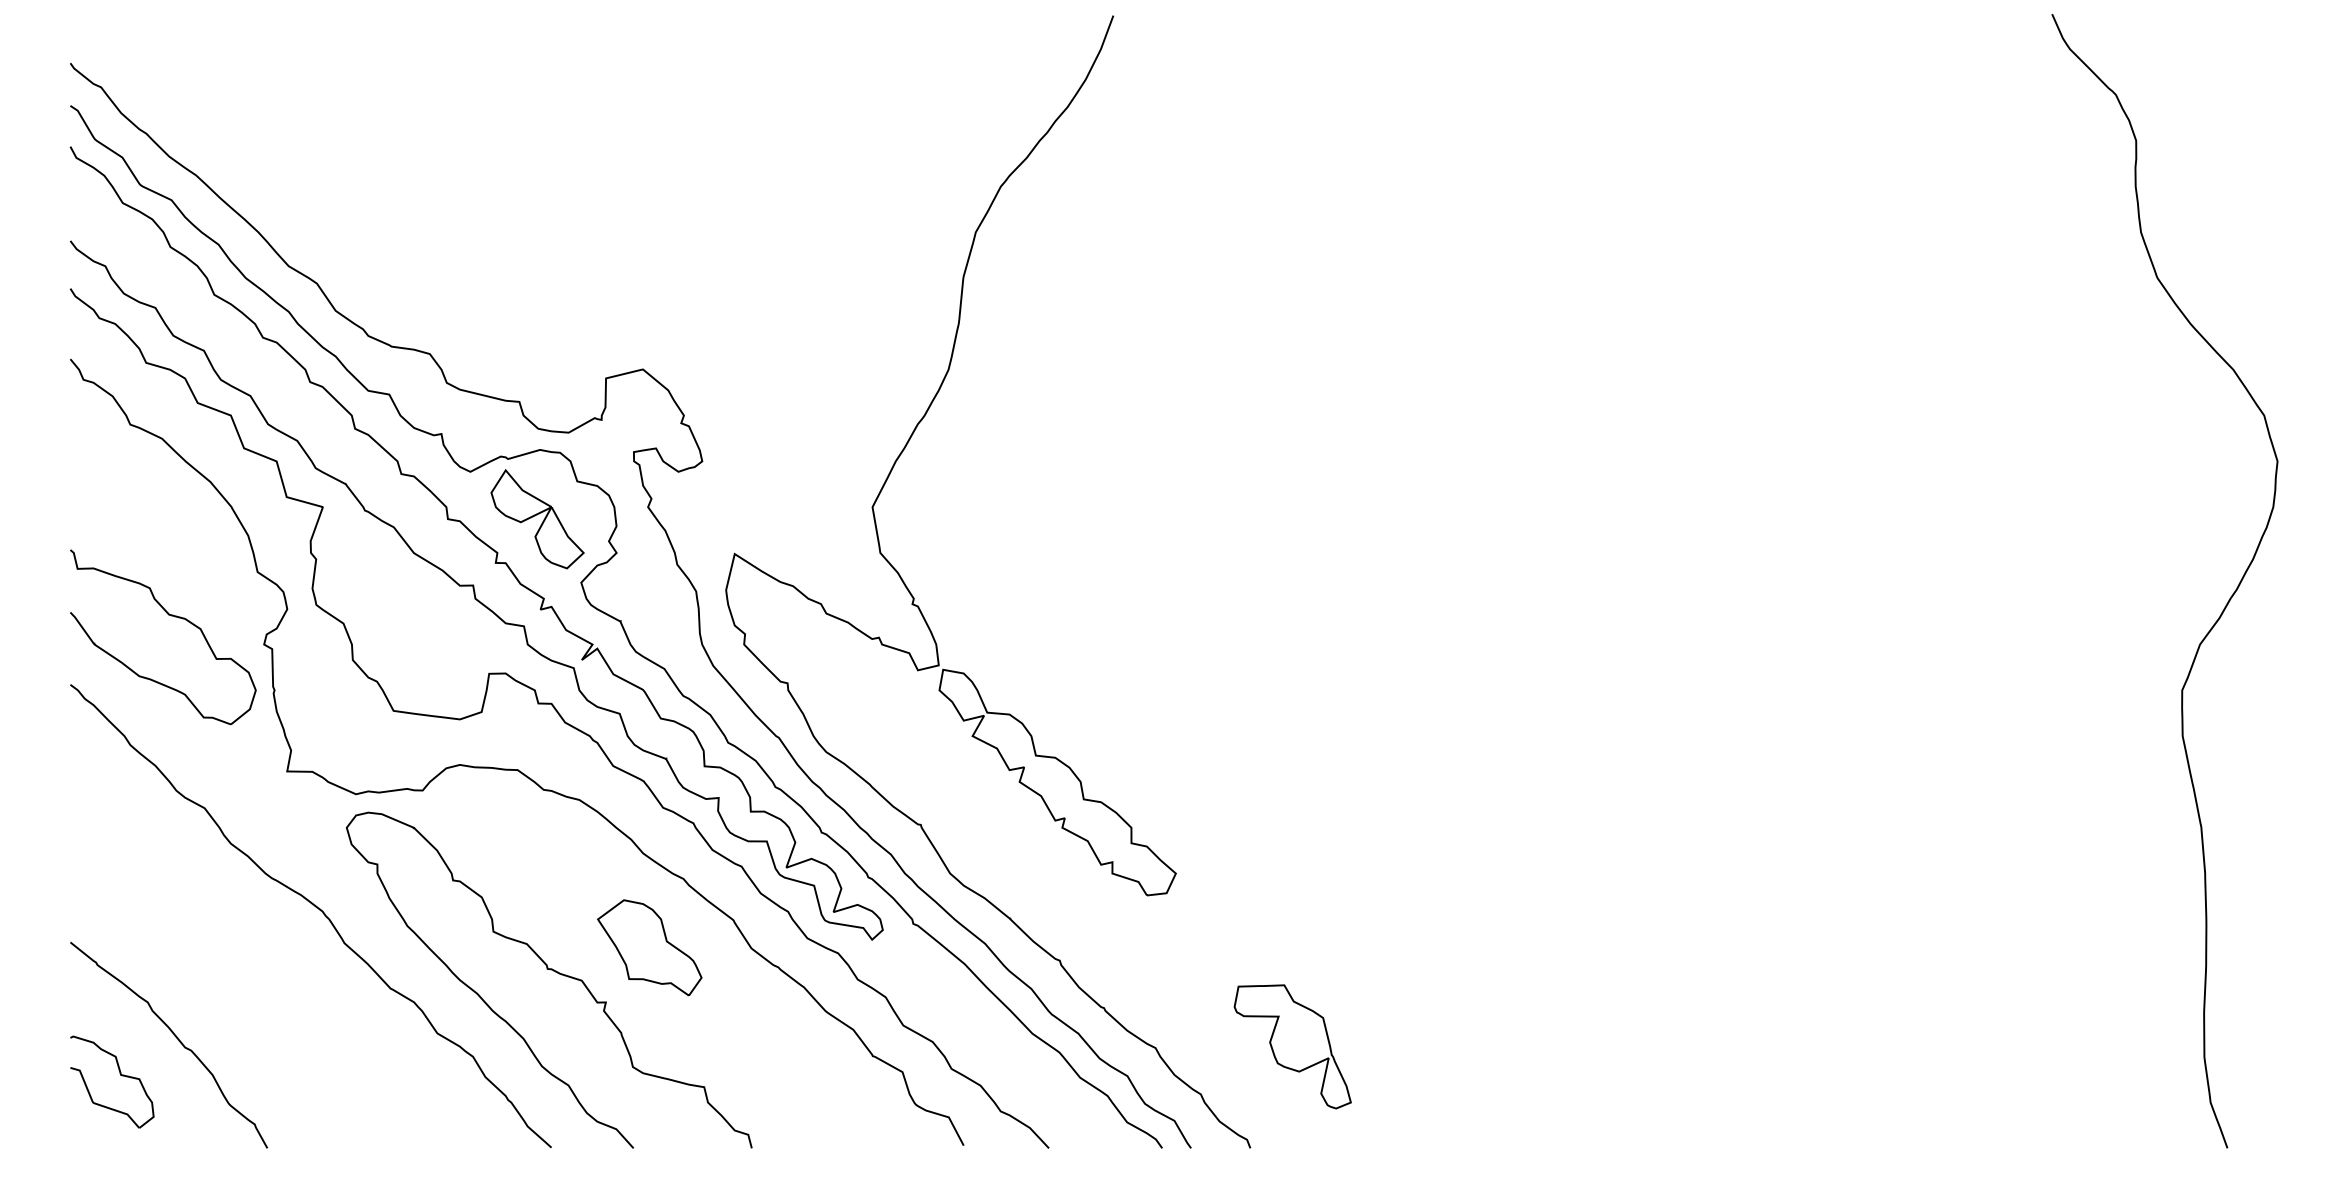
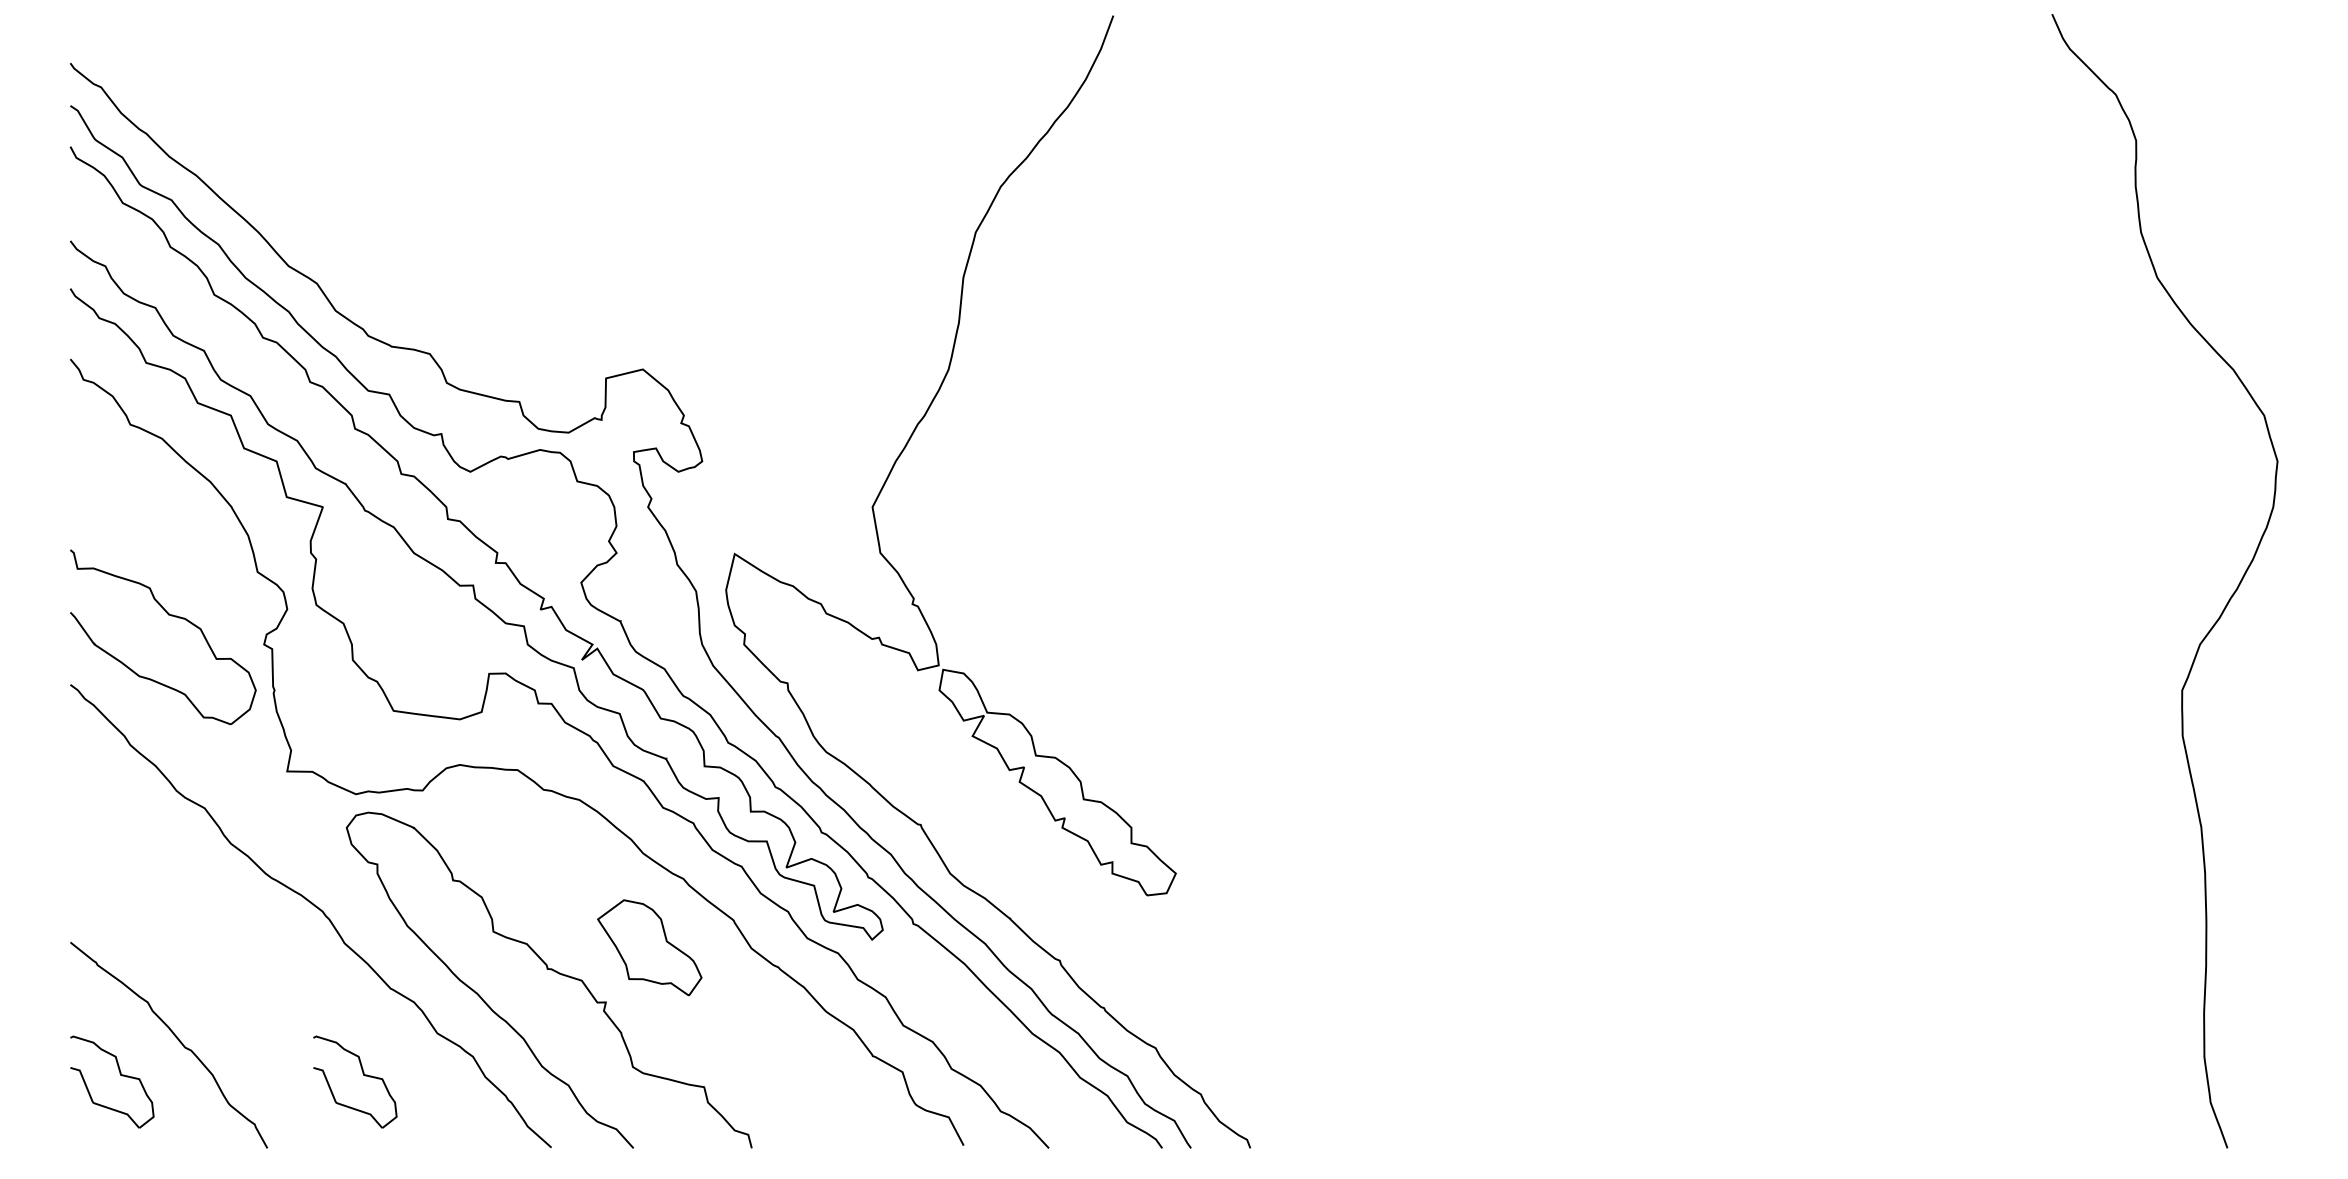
part: present -> none (537, 519)
part: present -> none (1292, 1046)
part: none -> present (363, 1075)
